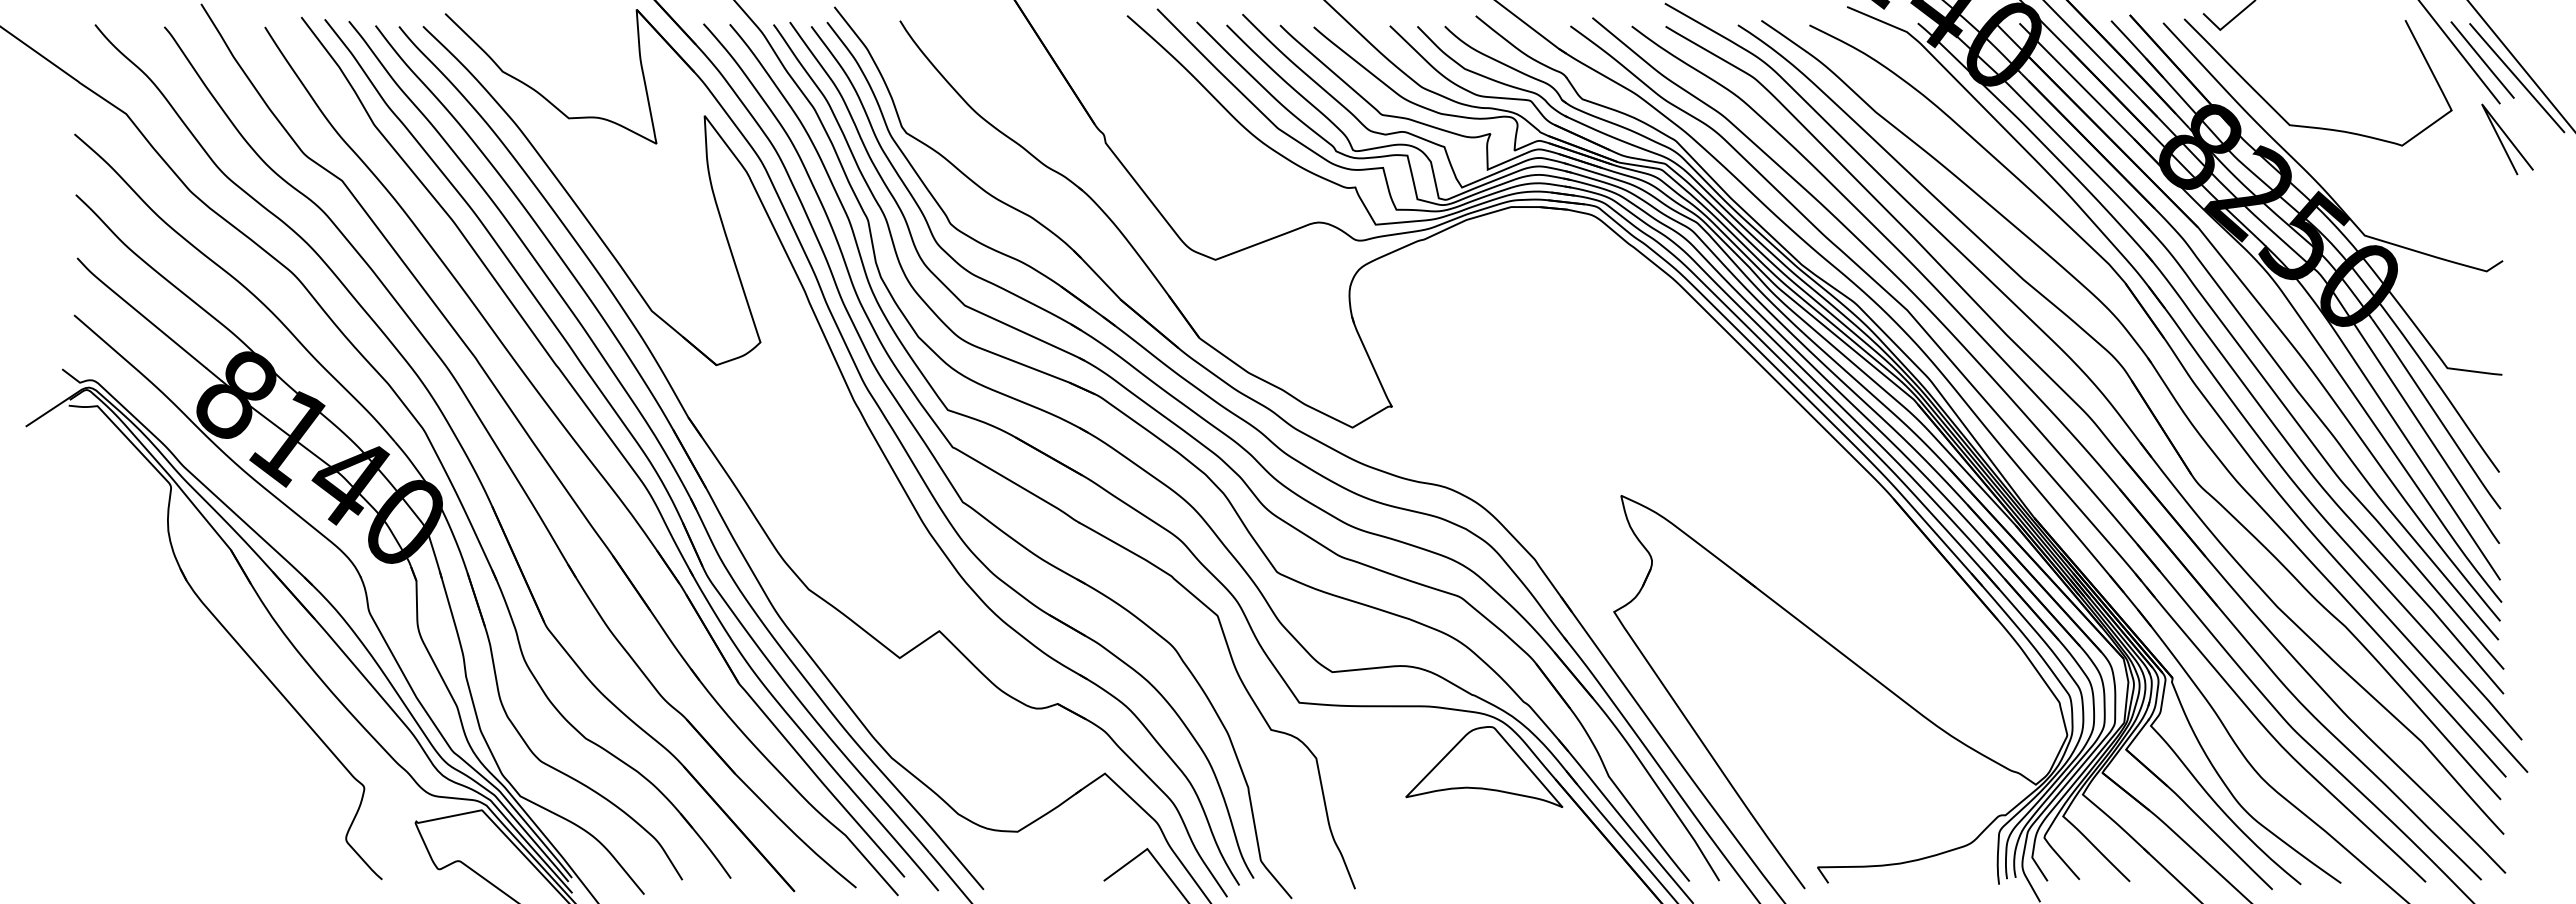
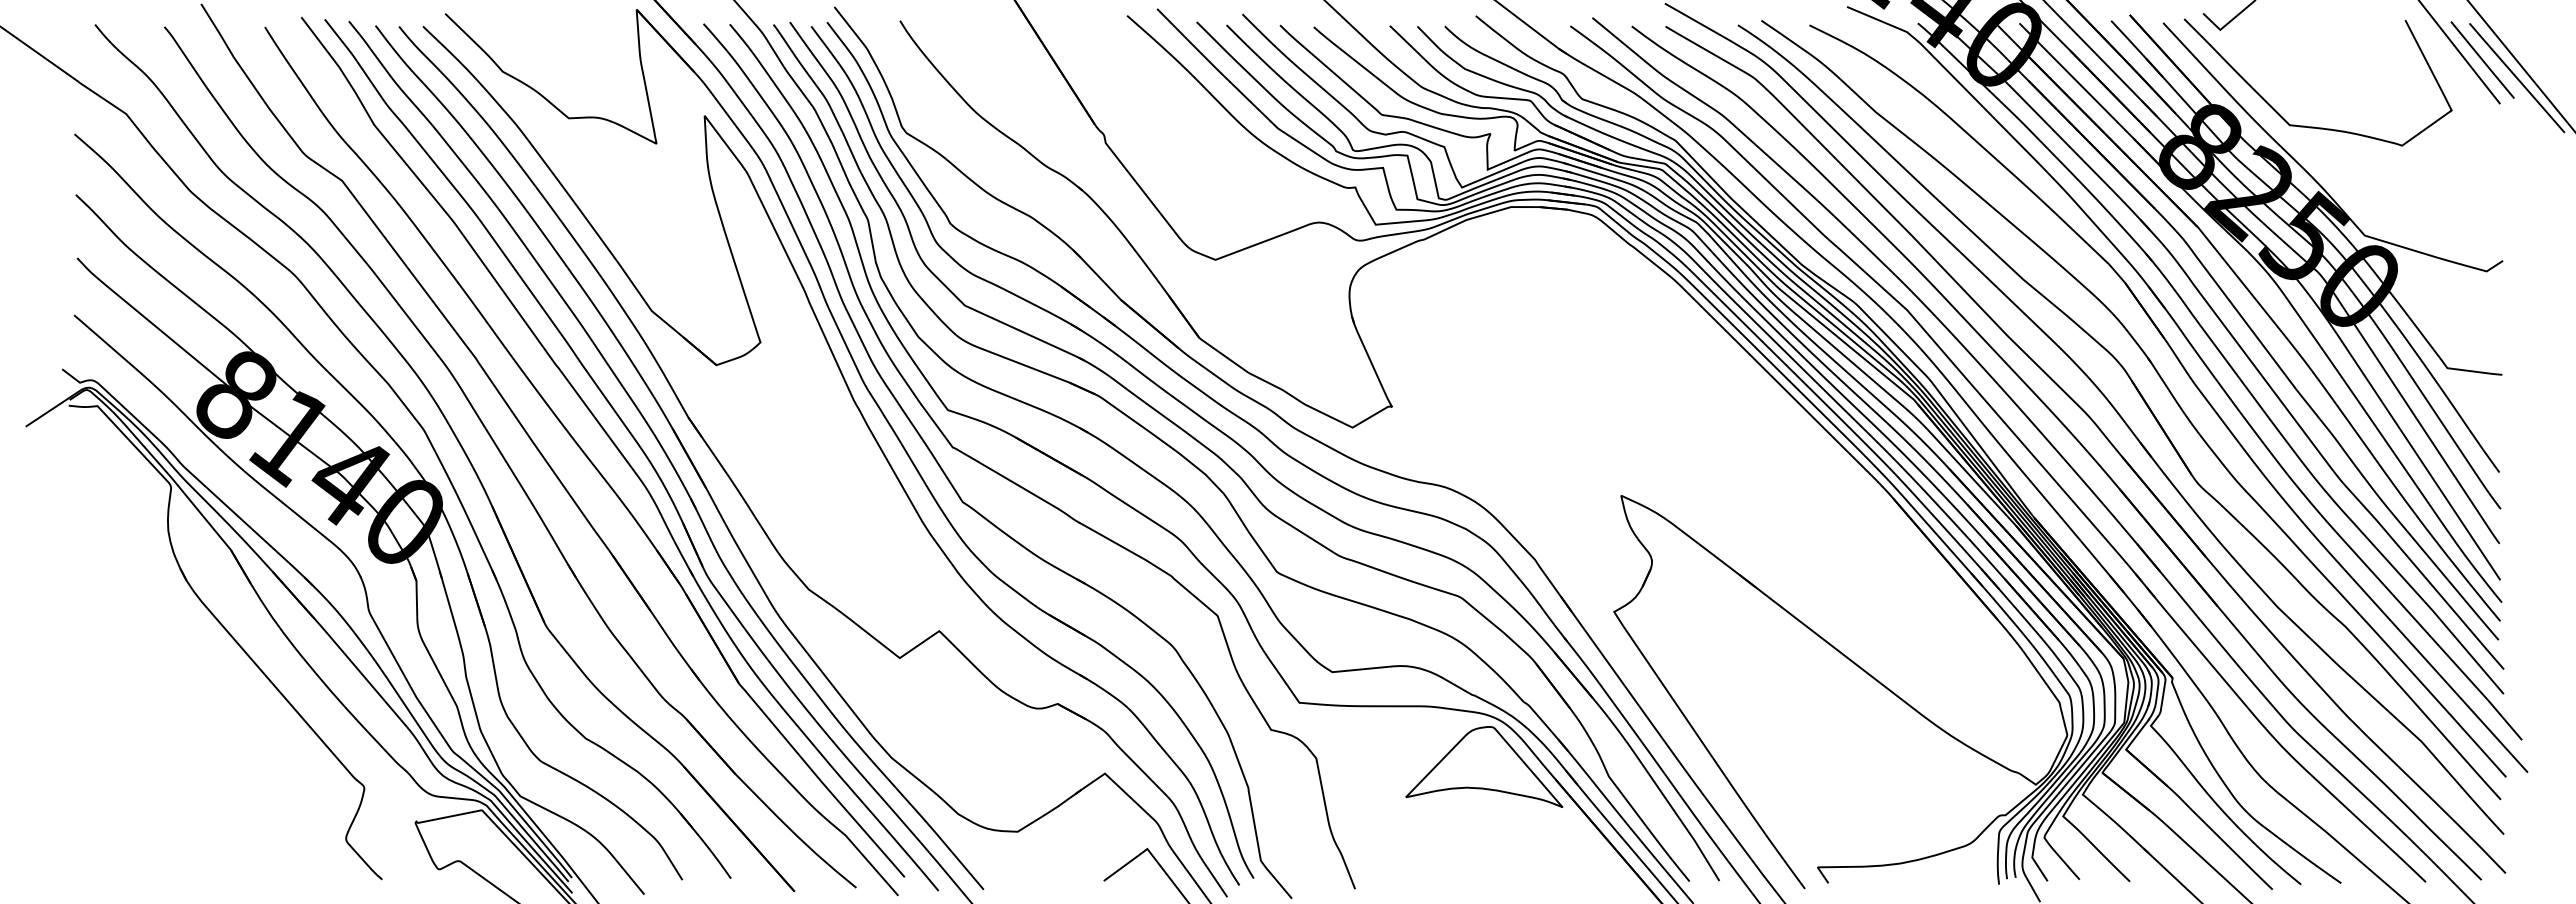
line: present -> none (2507, 138)
